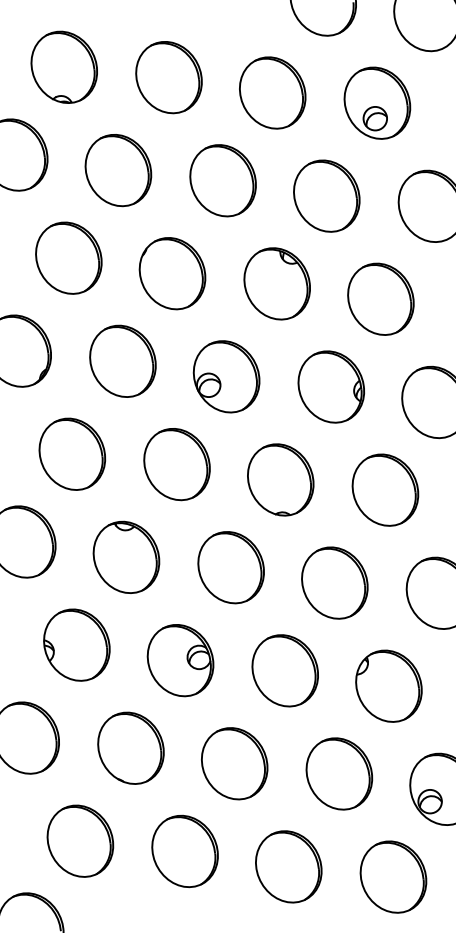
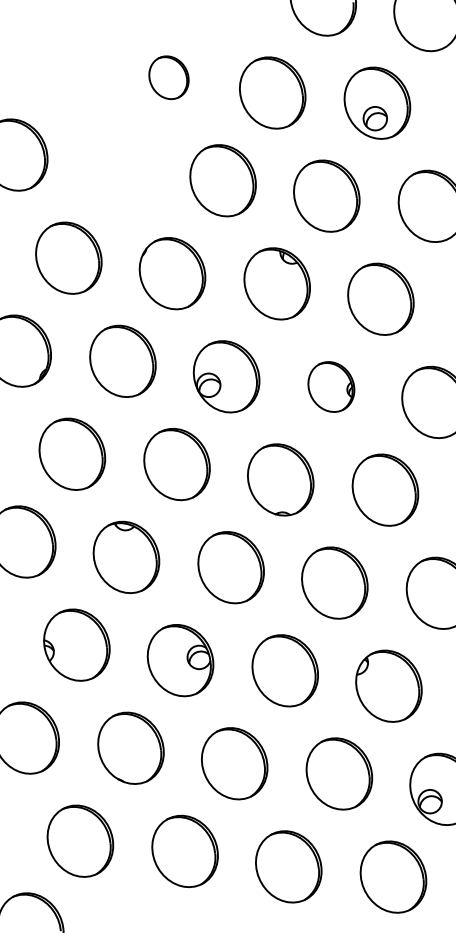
part: present -> none (63, 66)
part size: 68x74 px -> 42x46 px (168, 77)
part: present -> none (118, 170)
part size: 69x74 px -> 49x52 px (331, 386)
